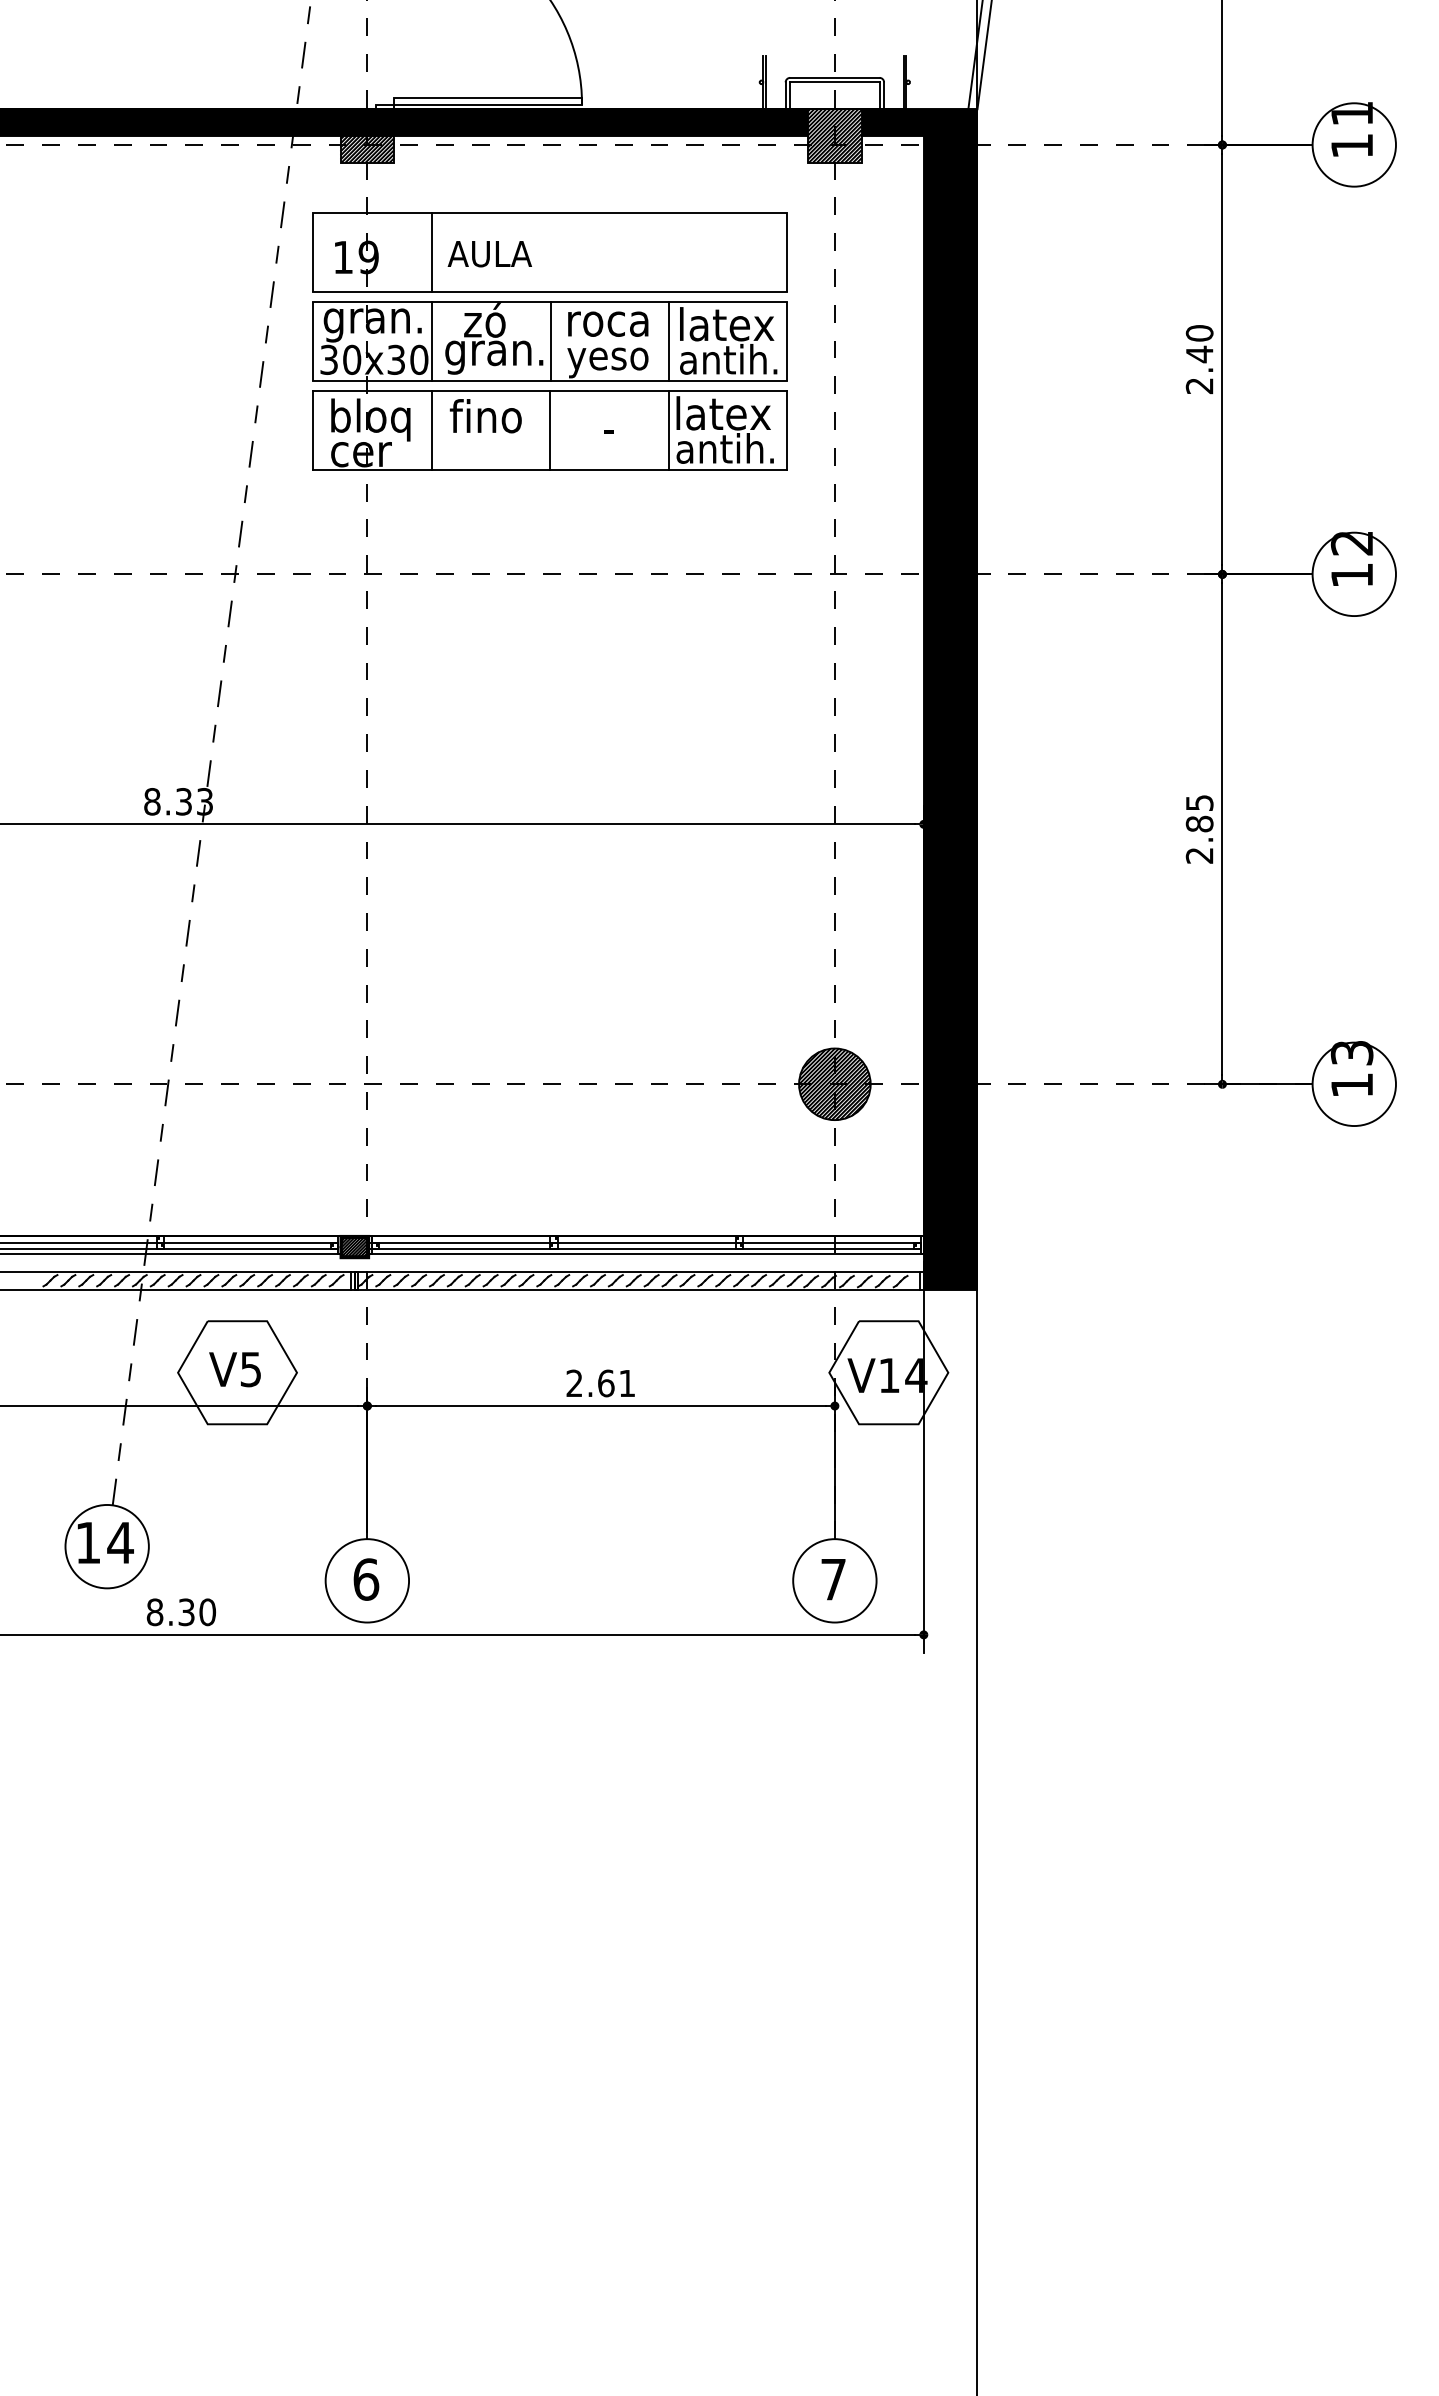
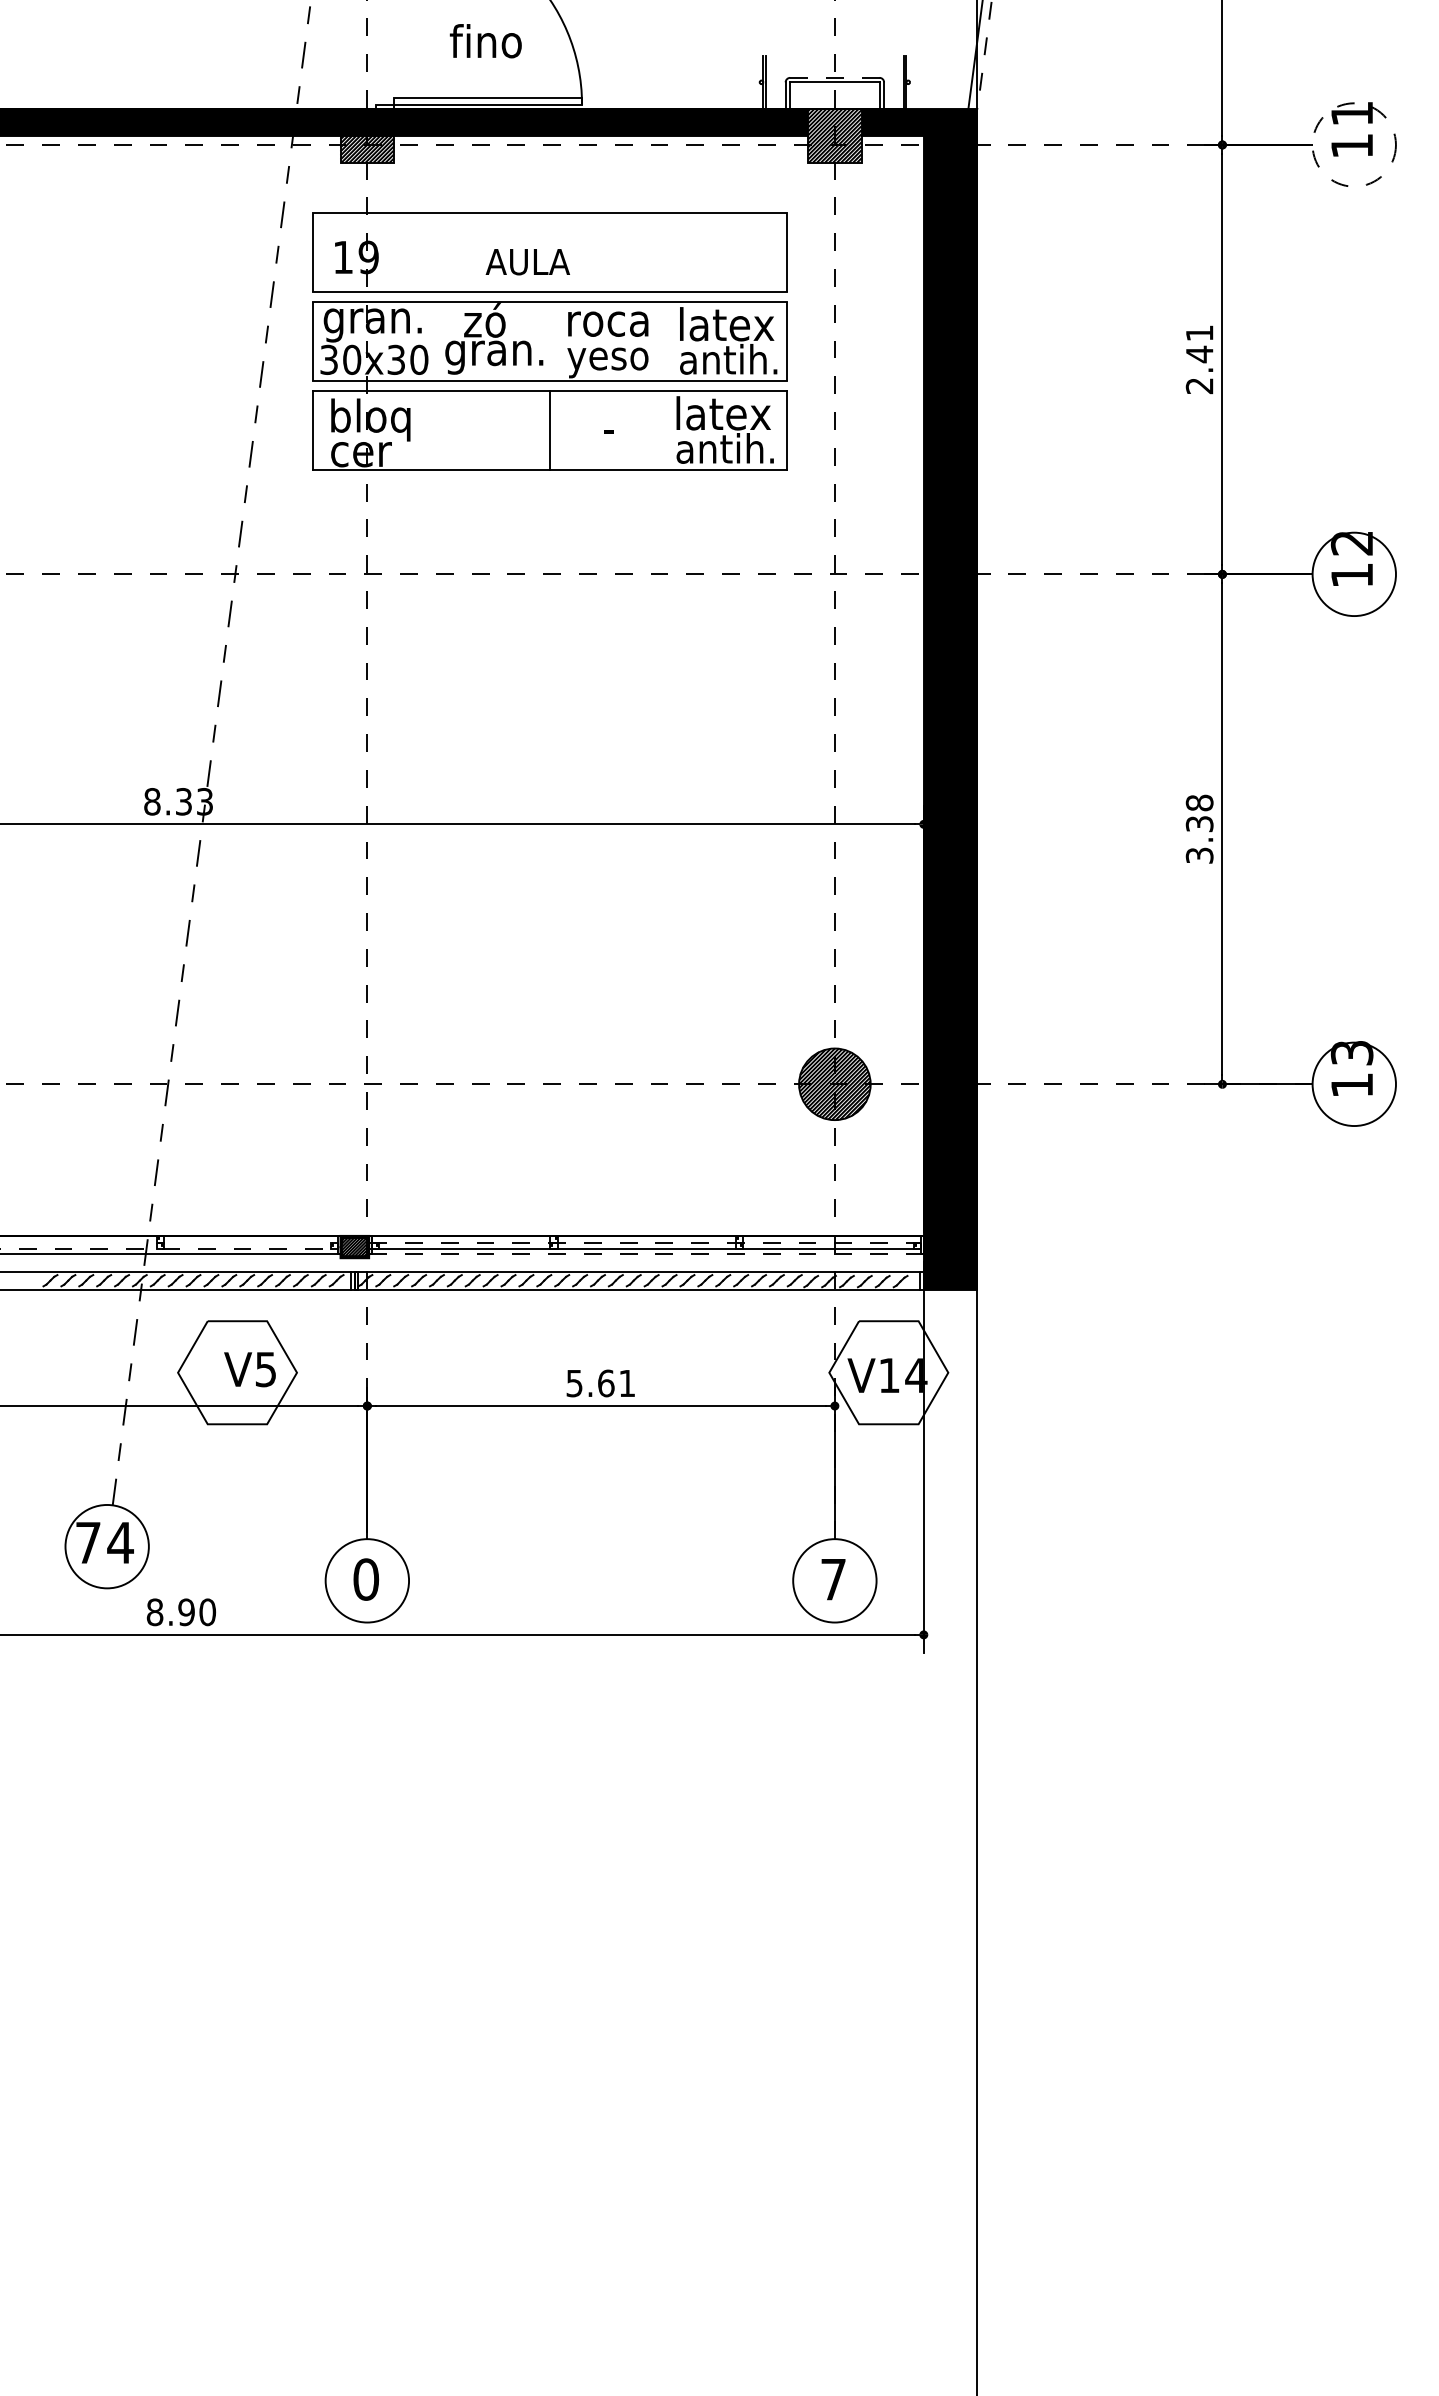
line: solid -> dashed (984, 54)
line: solid -> dashed (834, 77)
circle: solid -> dashed (1353, 144)
line: present -> none (431, 252)
text position: (489, 254) -> (527, 262) (527, 262)
text: 2.40 -> 2.41 (1199, 333)
line: present -> none (431, 341)
line: present -> none (550, 341)
line: present -> none (669, 341)
text position: (485, 416) -> (485, 41) (485, 41)
line: present -> none (431, 430)
line: present -> none (669, 430)
text: 2.85 -> 3.38 (1199, 828)
line: present -> none (169, 1242)
line: solid -> dashed (645, 1242)
line: solid -> dashed (168, 1249)
line: solid -> dashed (646, 1253)
text position: (234, 1369) -> (249, 1369) (249, 1369)
text: 2.61 -> 5.61 (574, 1383)
text: 14 -> 74 (88, 1542)
text: 6 -> 0 (366, 1579)
text: 8.30 -> 8.90 (186, 1611)
